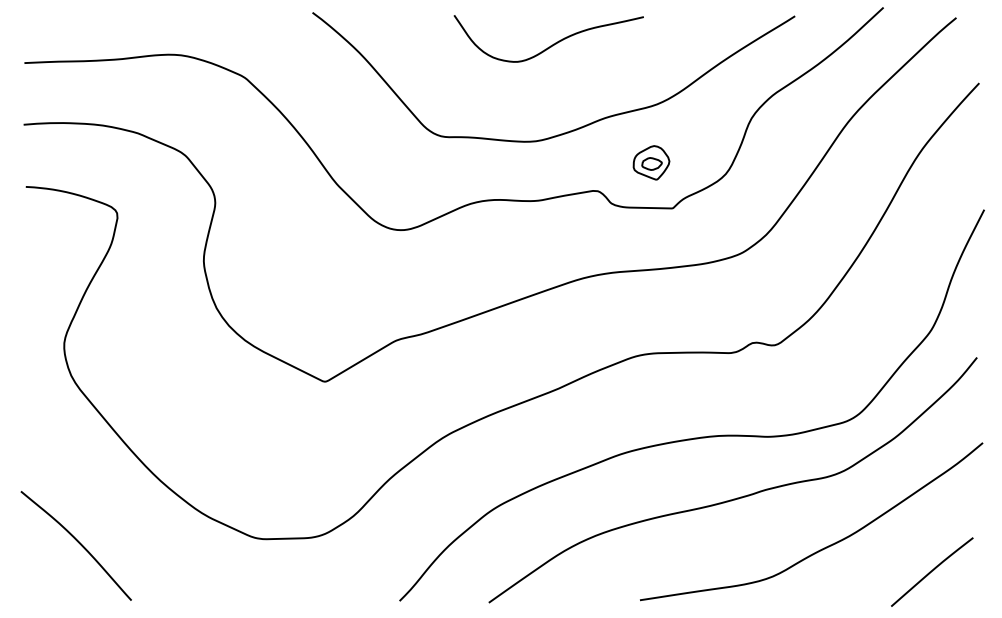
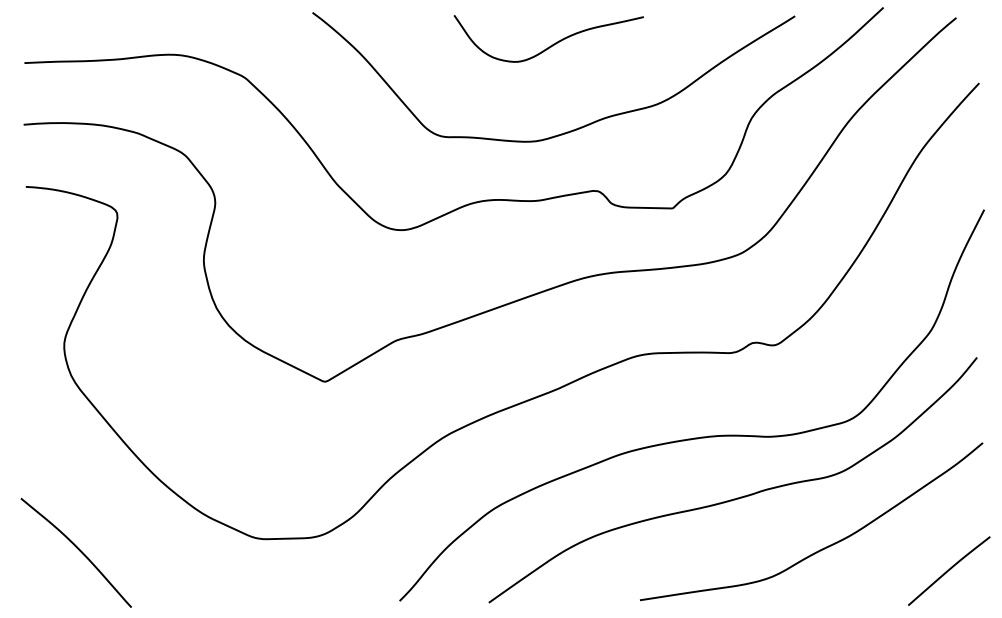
part: present -> none (651, 162)
curve position: (77, 542) -> (77, 549) (77, 549)
curve position: (932, 571) -> (949, 570) (949, 570)
